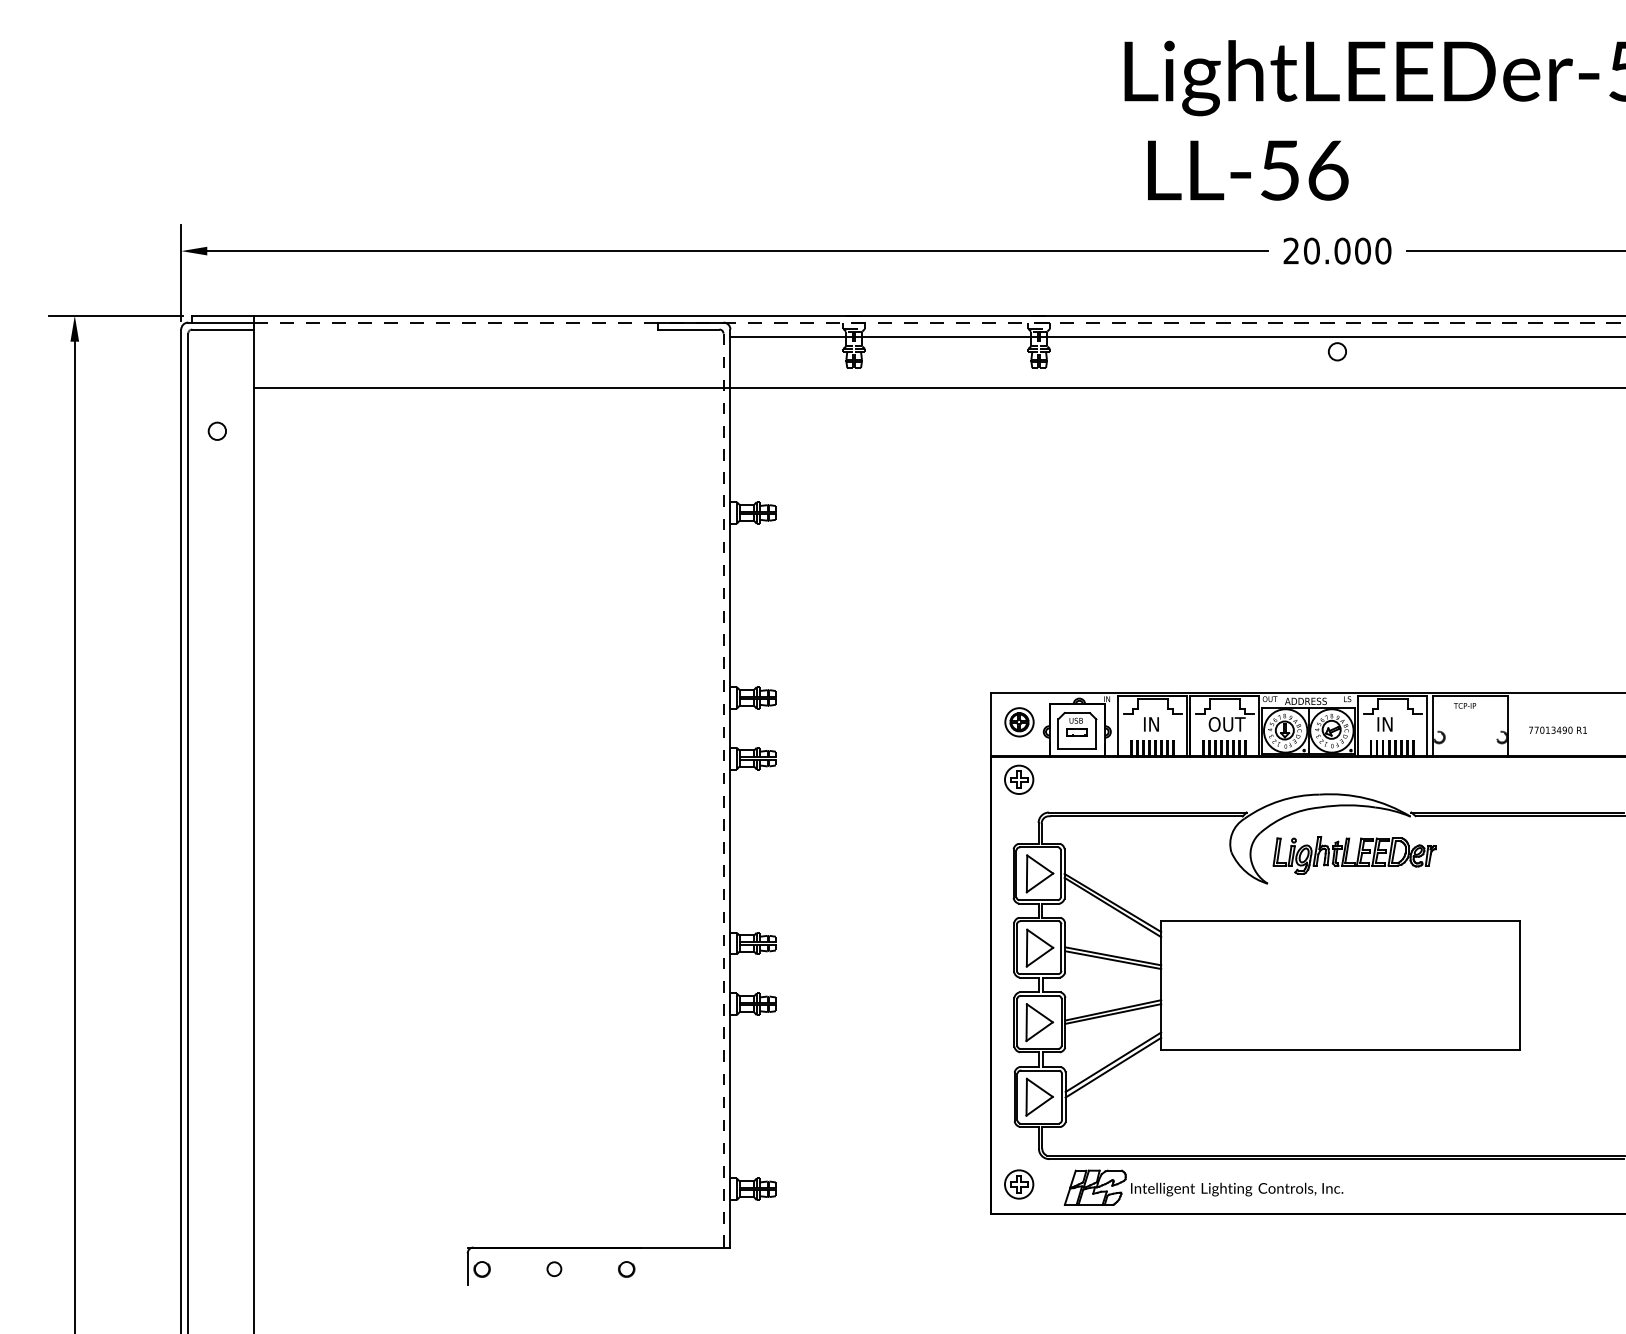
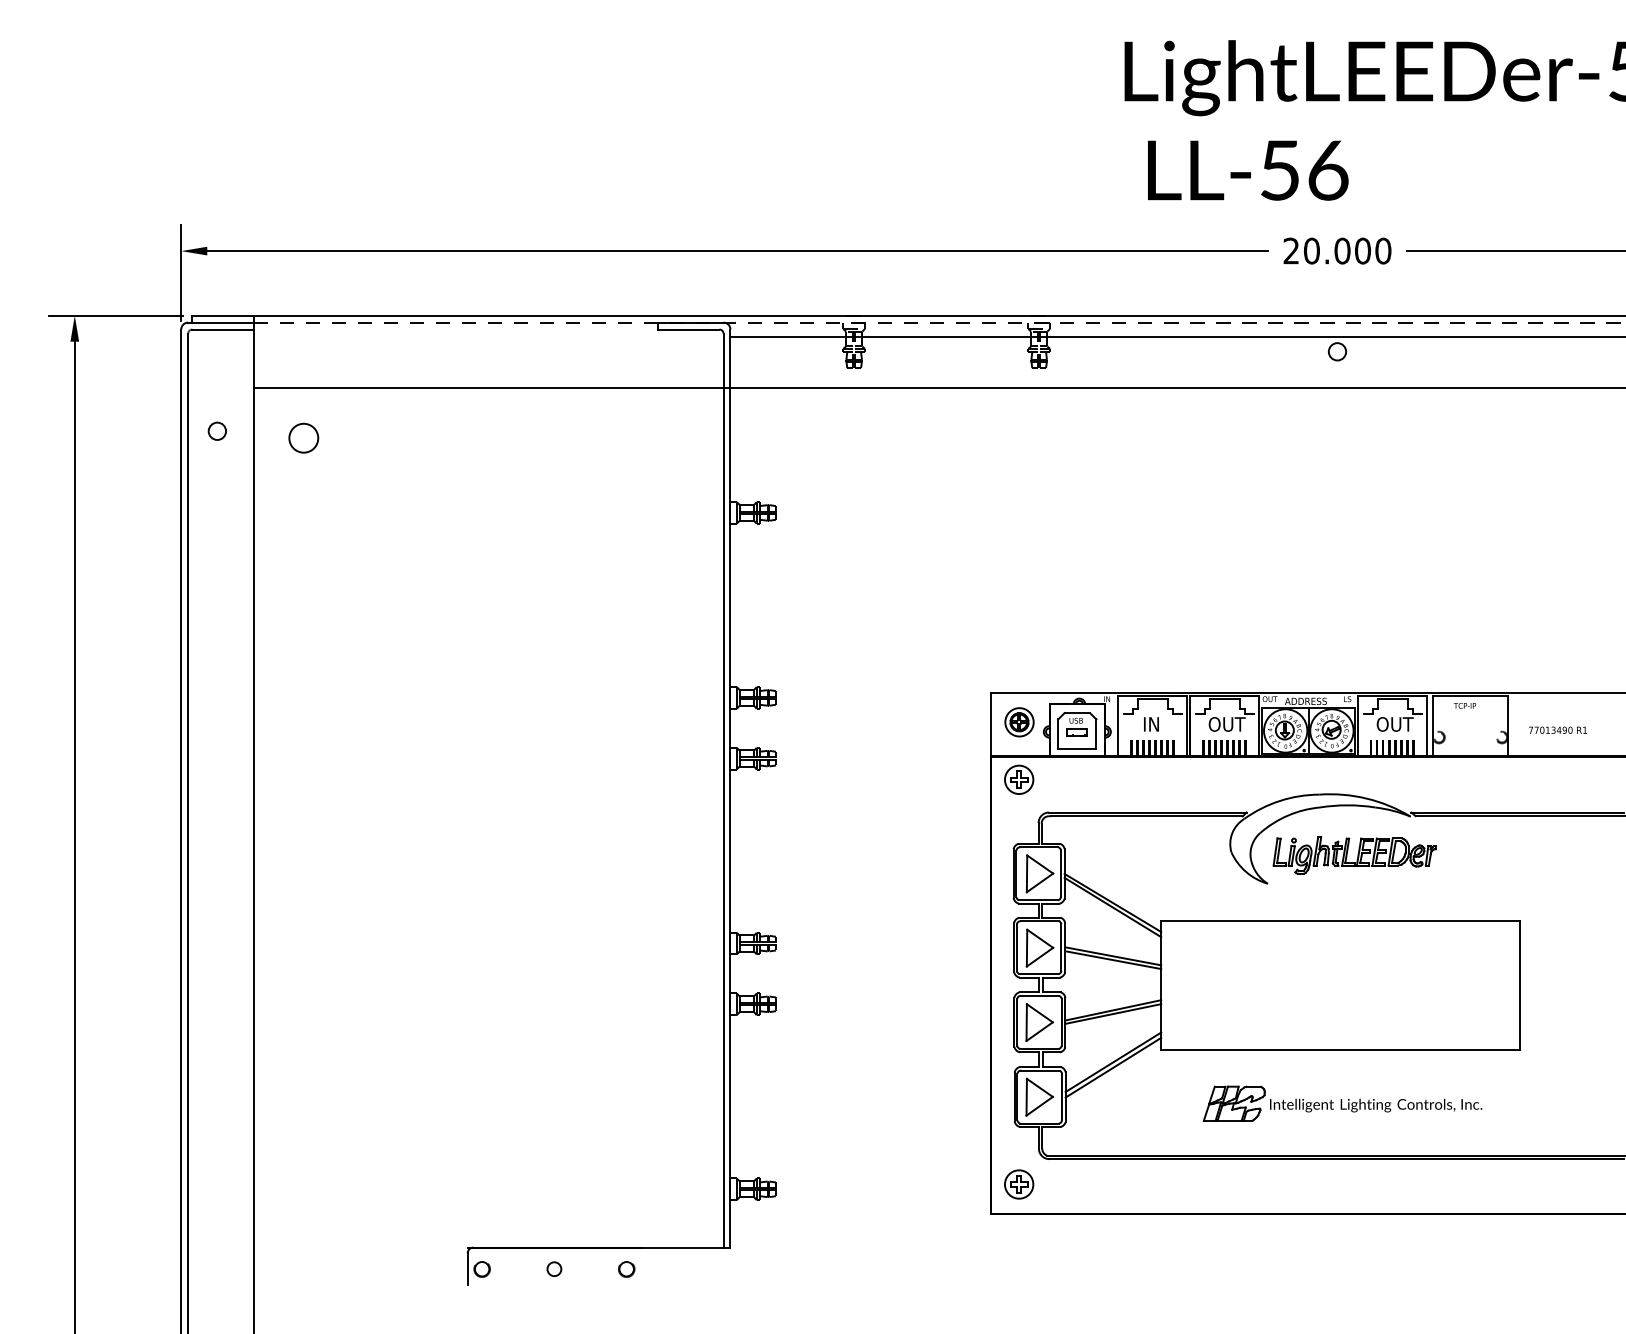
circle: none -> present (303, 437)
text: IN -> OUT (1394, 724)
line: dashed -> solid (723, 790)
part position: (1203, 1187) -> (1342, 1103) (1342, 1103)
